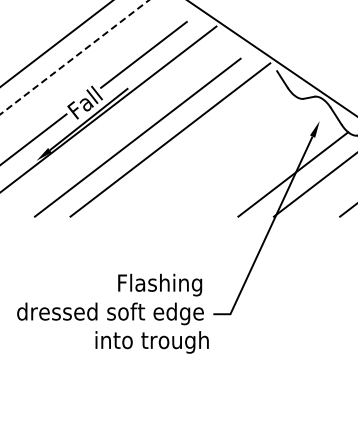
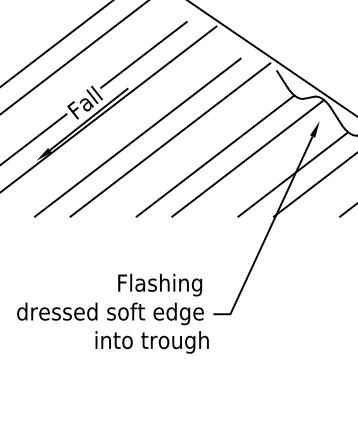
line: dashed -> solid (74, 57)
line: none -> present (215, 155)
line: none -> present (248, 158)
